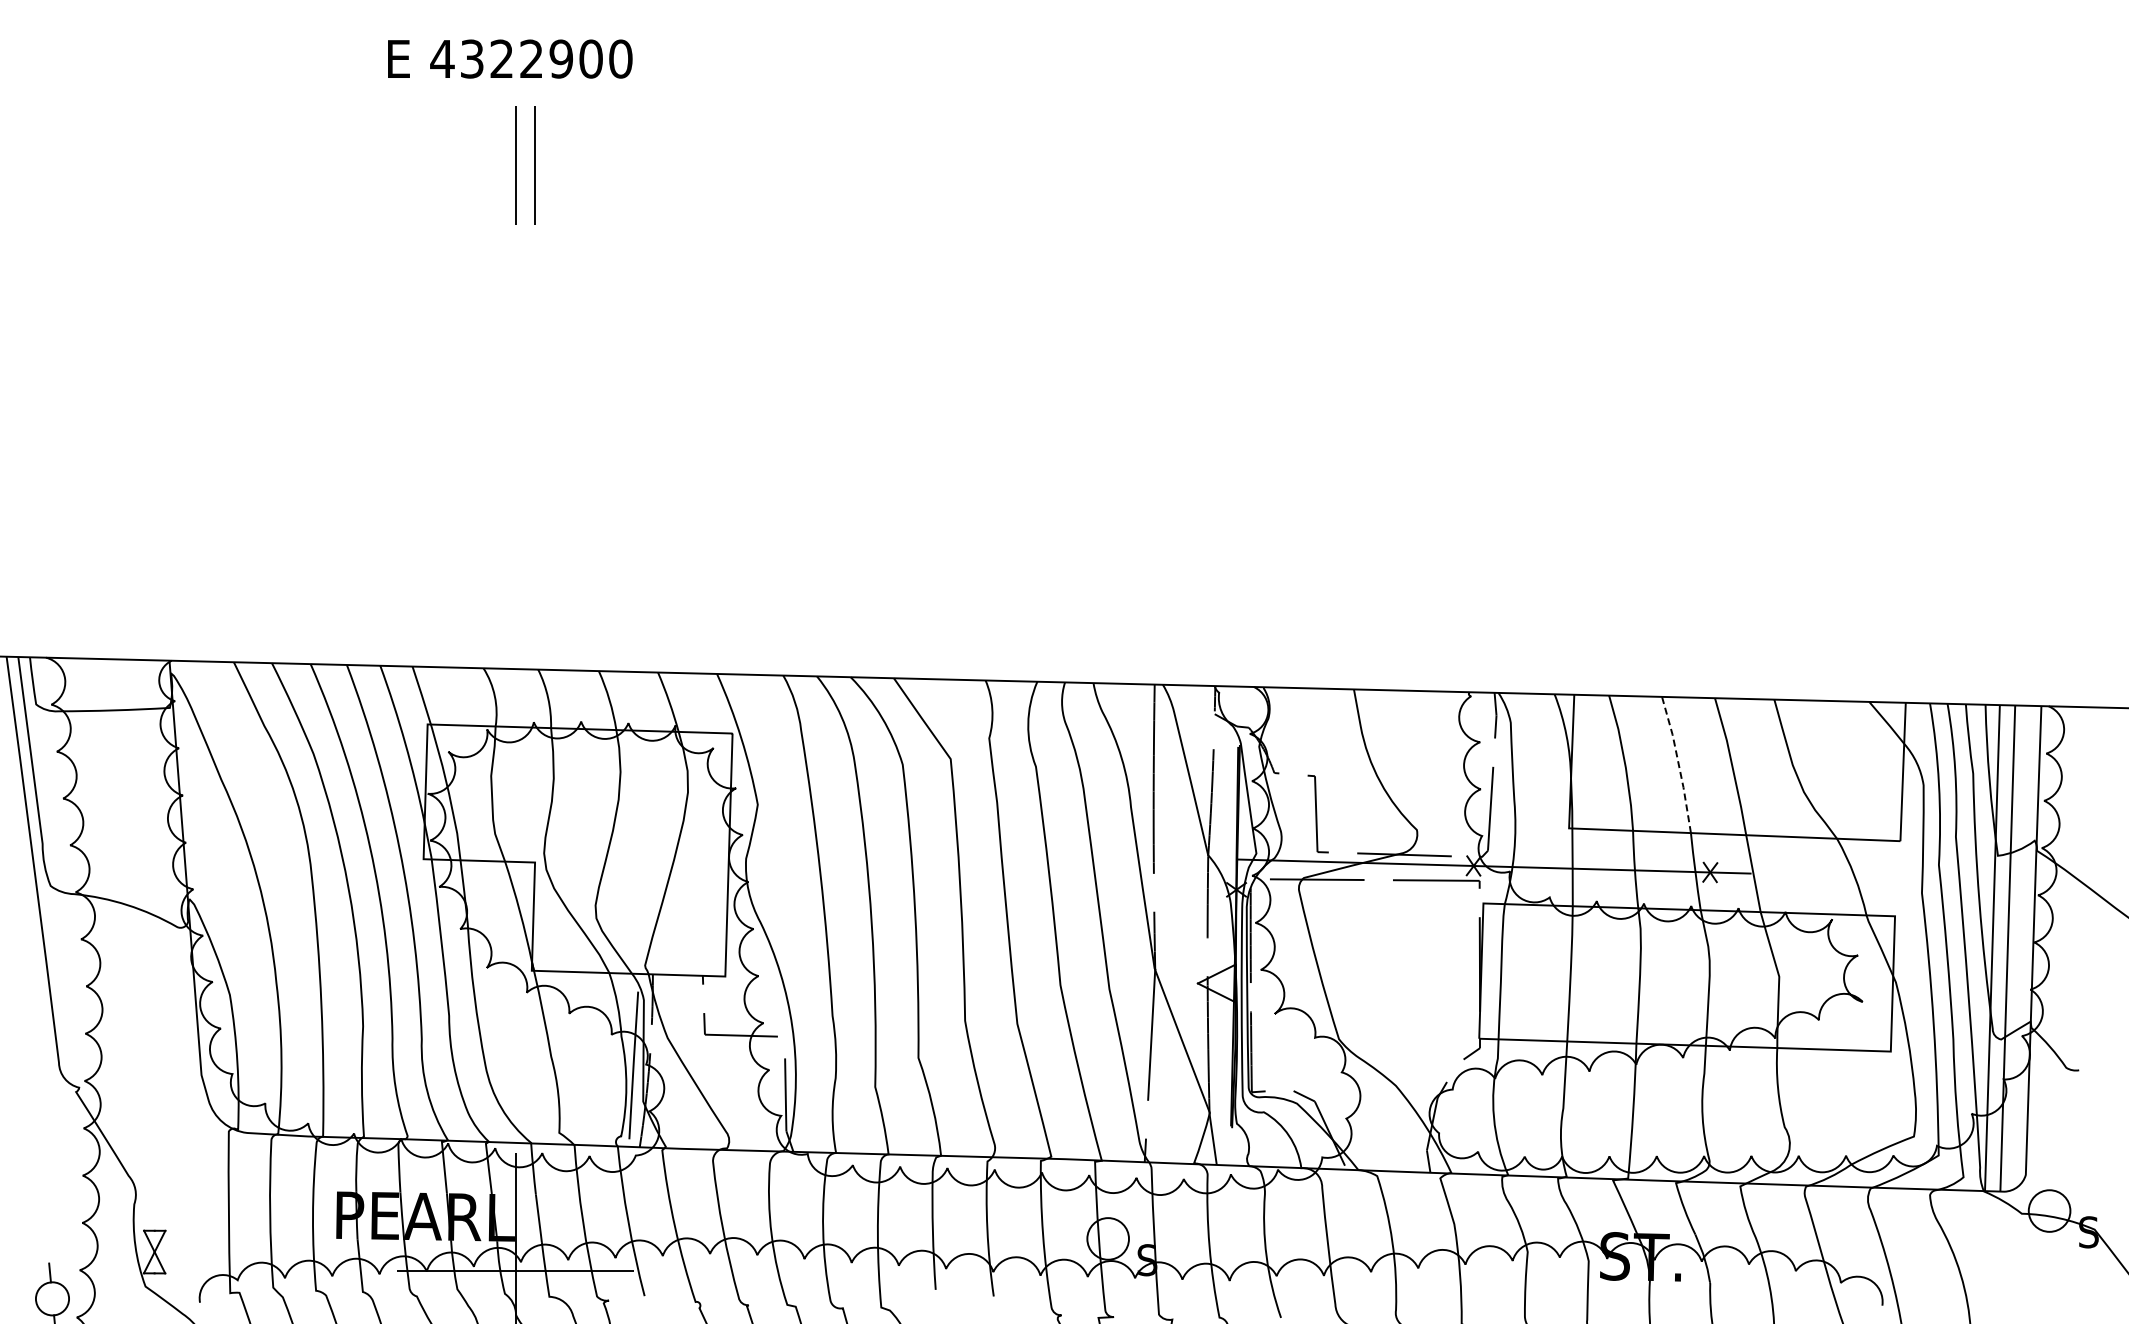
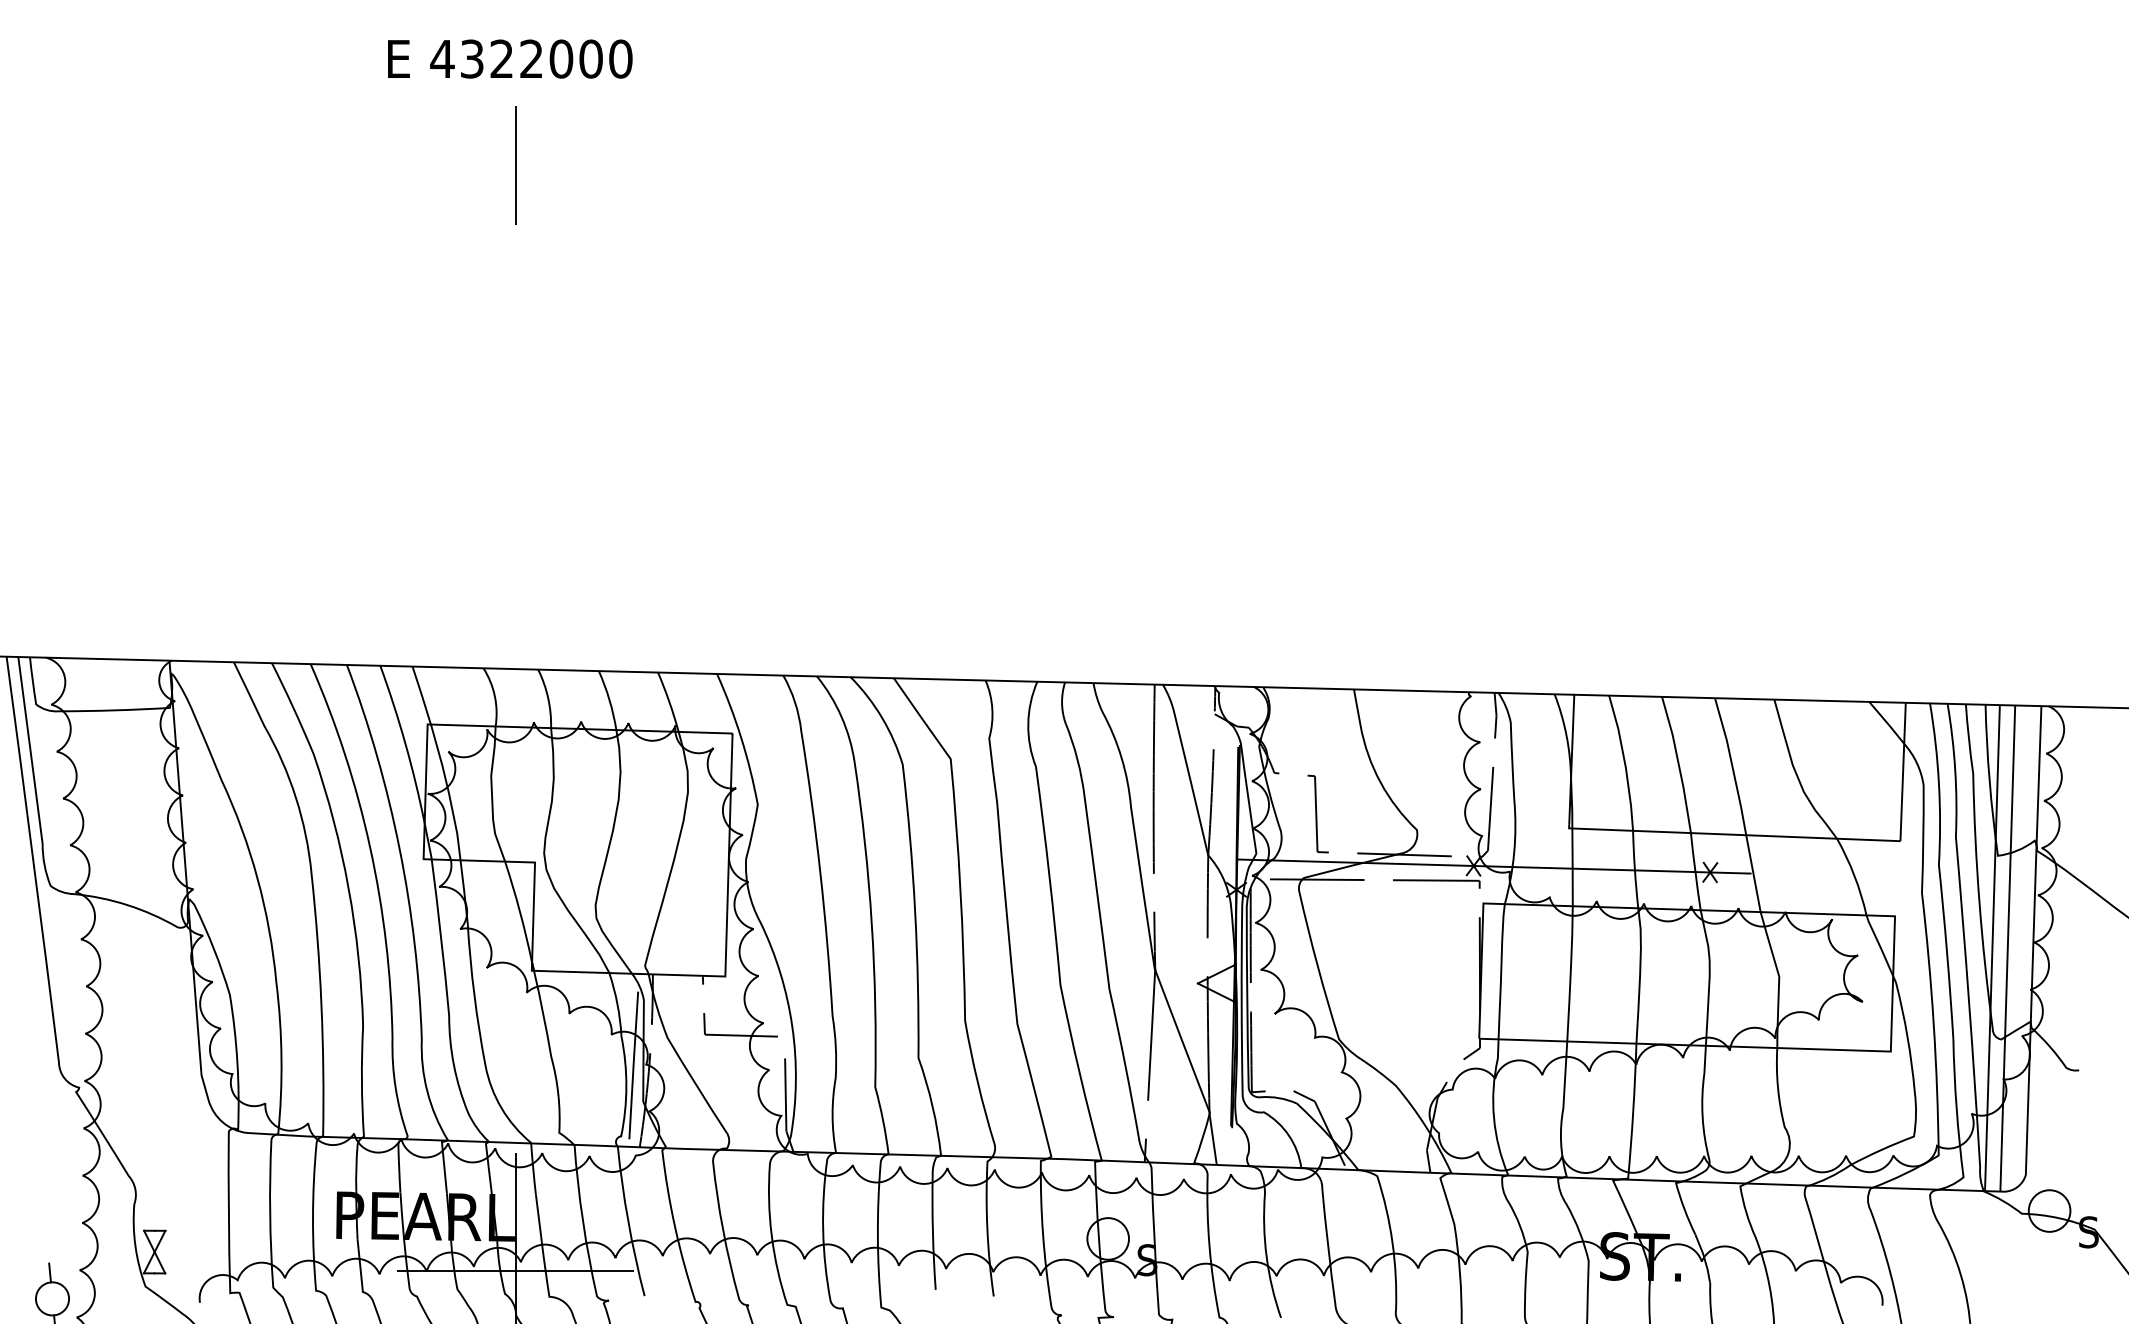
text: 4322900 -> 4322000 (561, 58)
line: present -> none (534, 165)
line: dashed -> solid (1678, 764)
